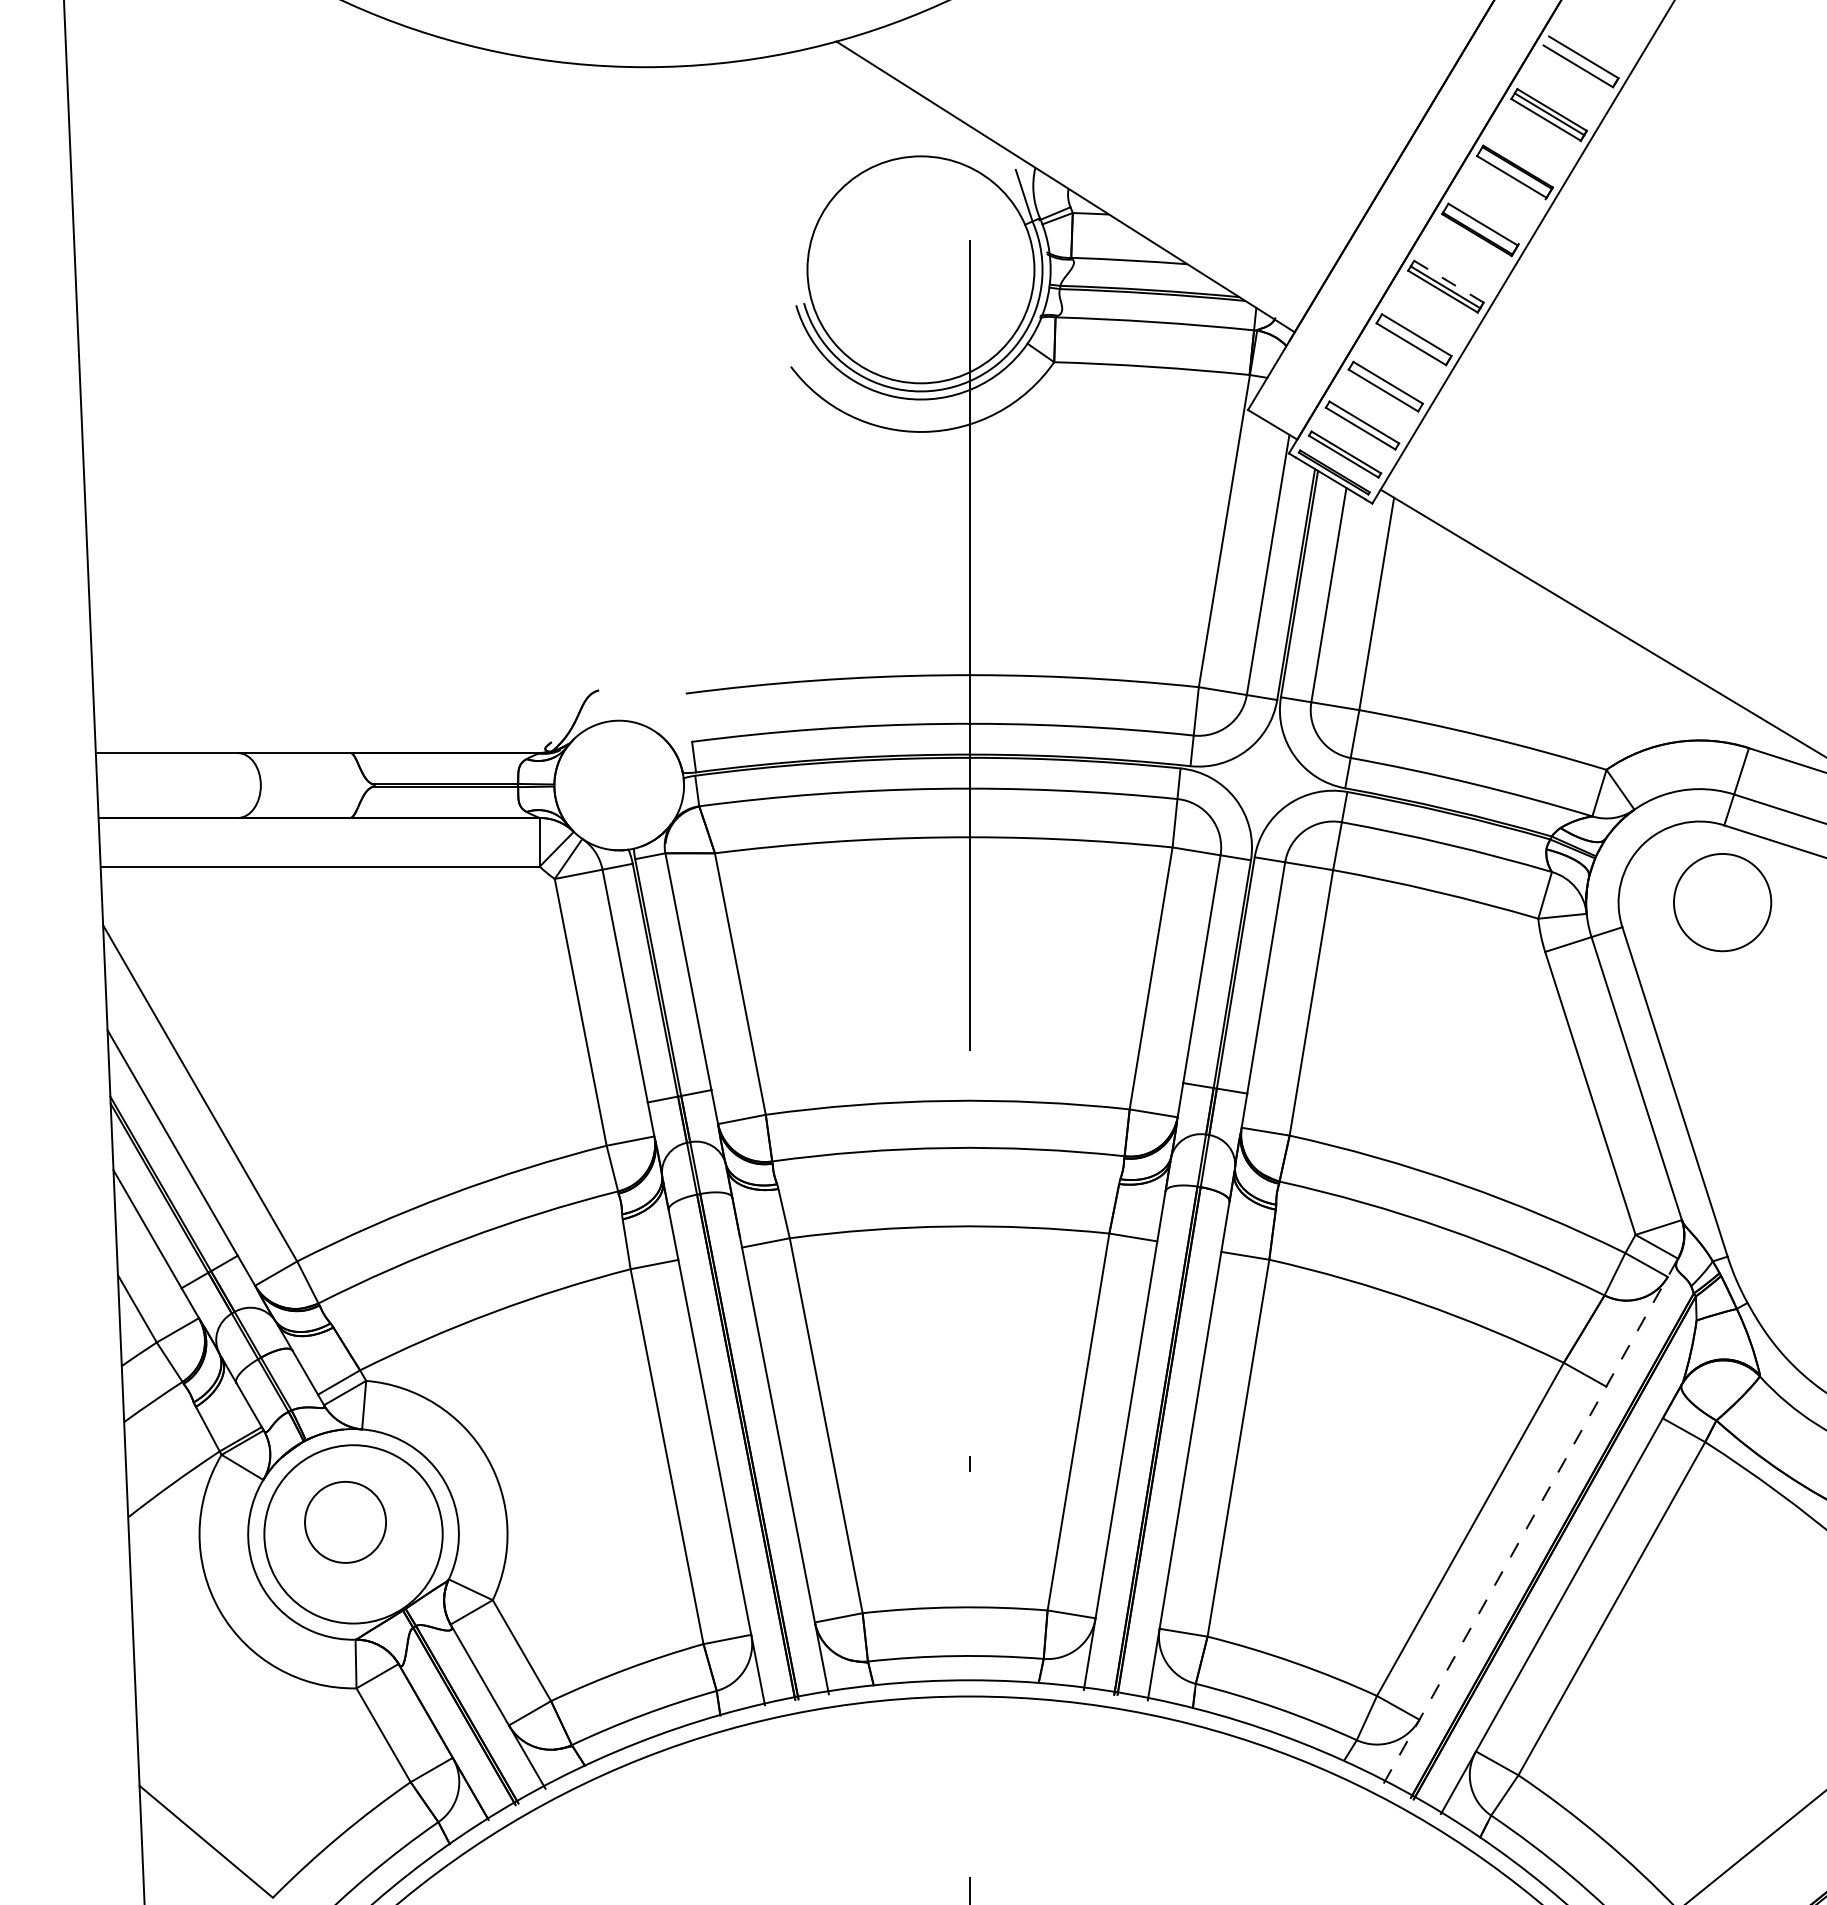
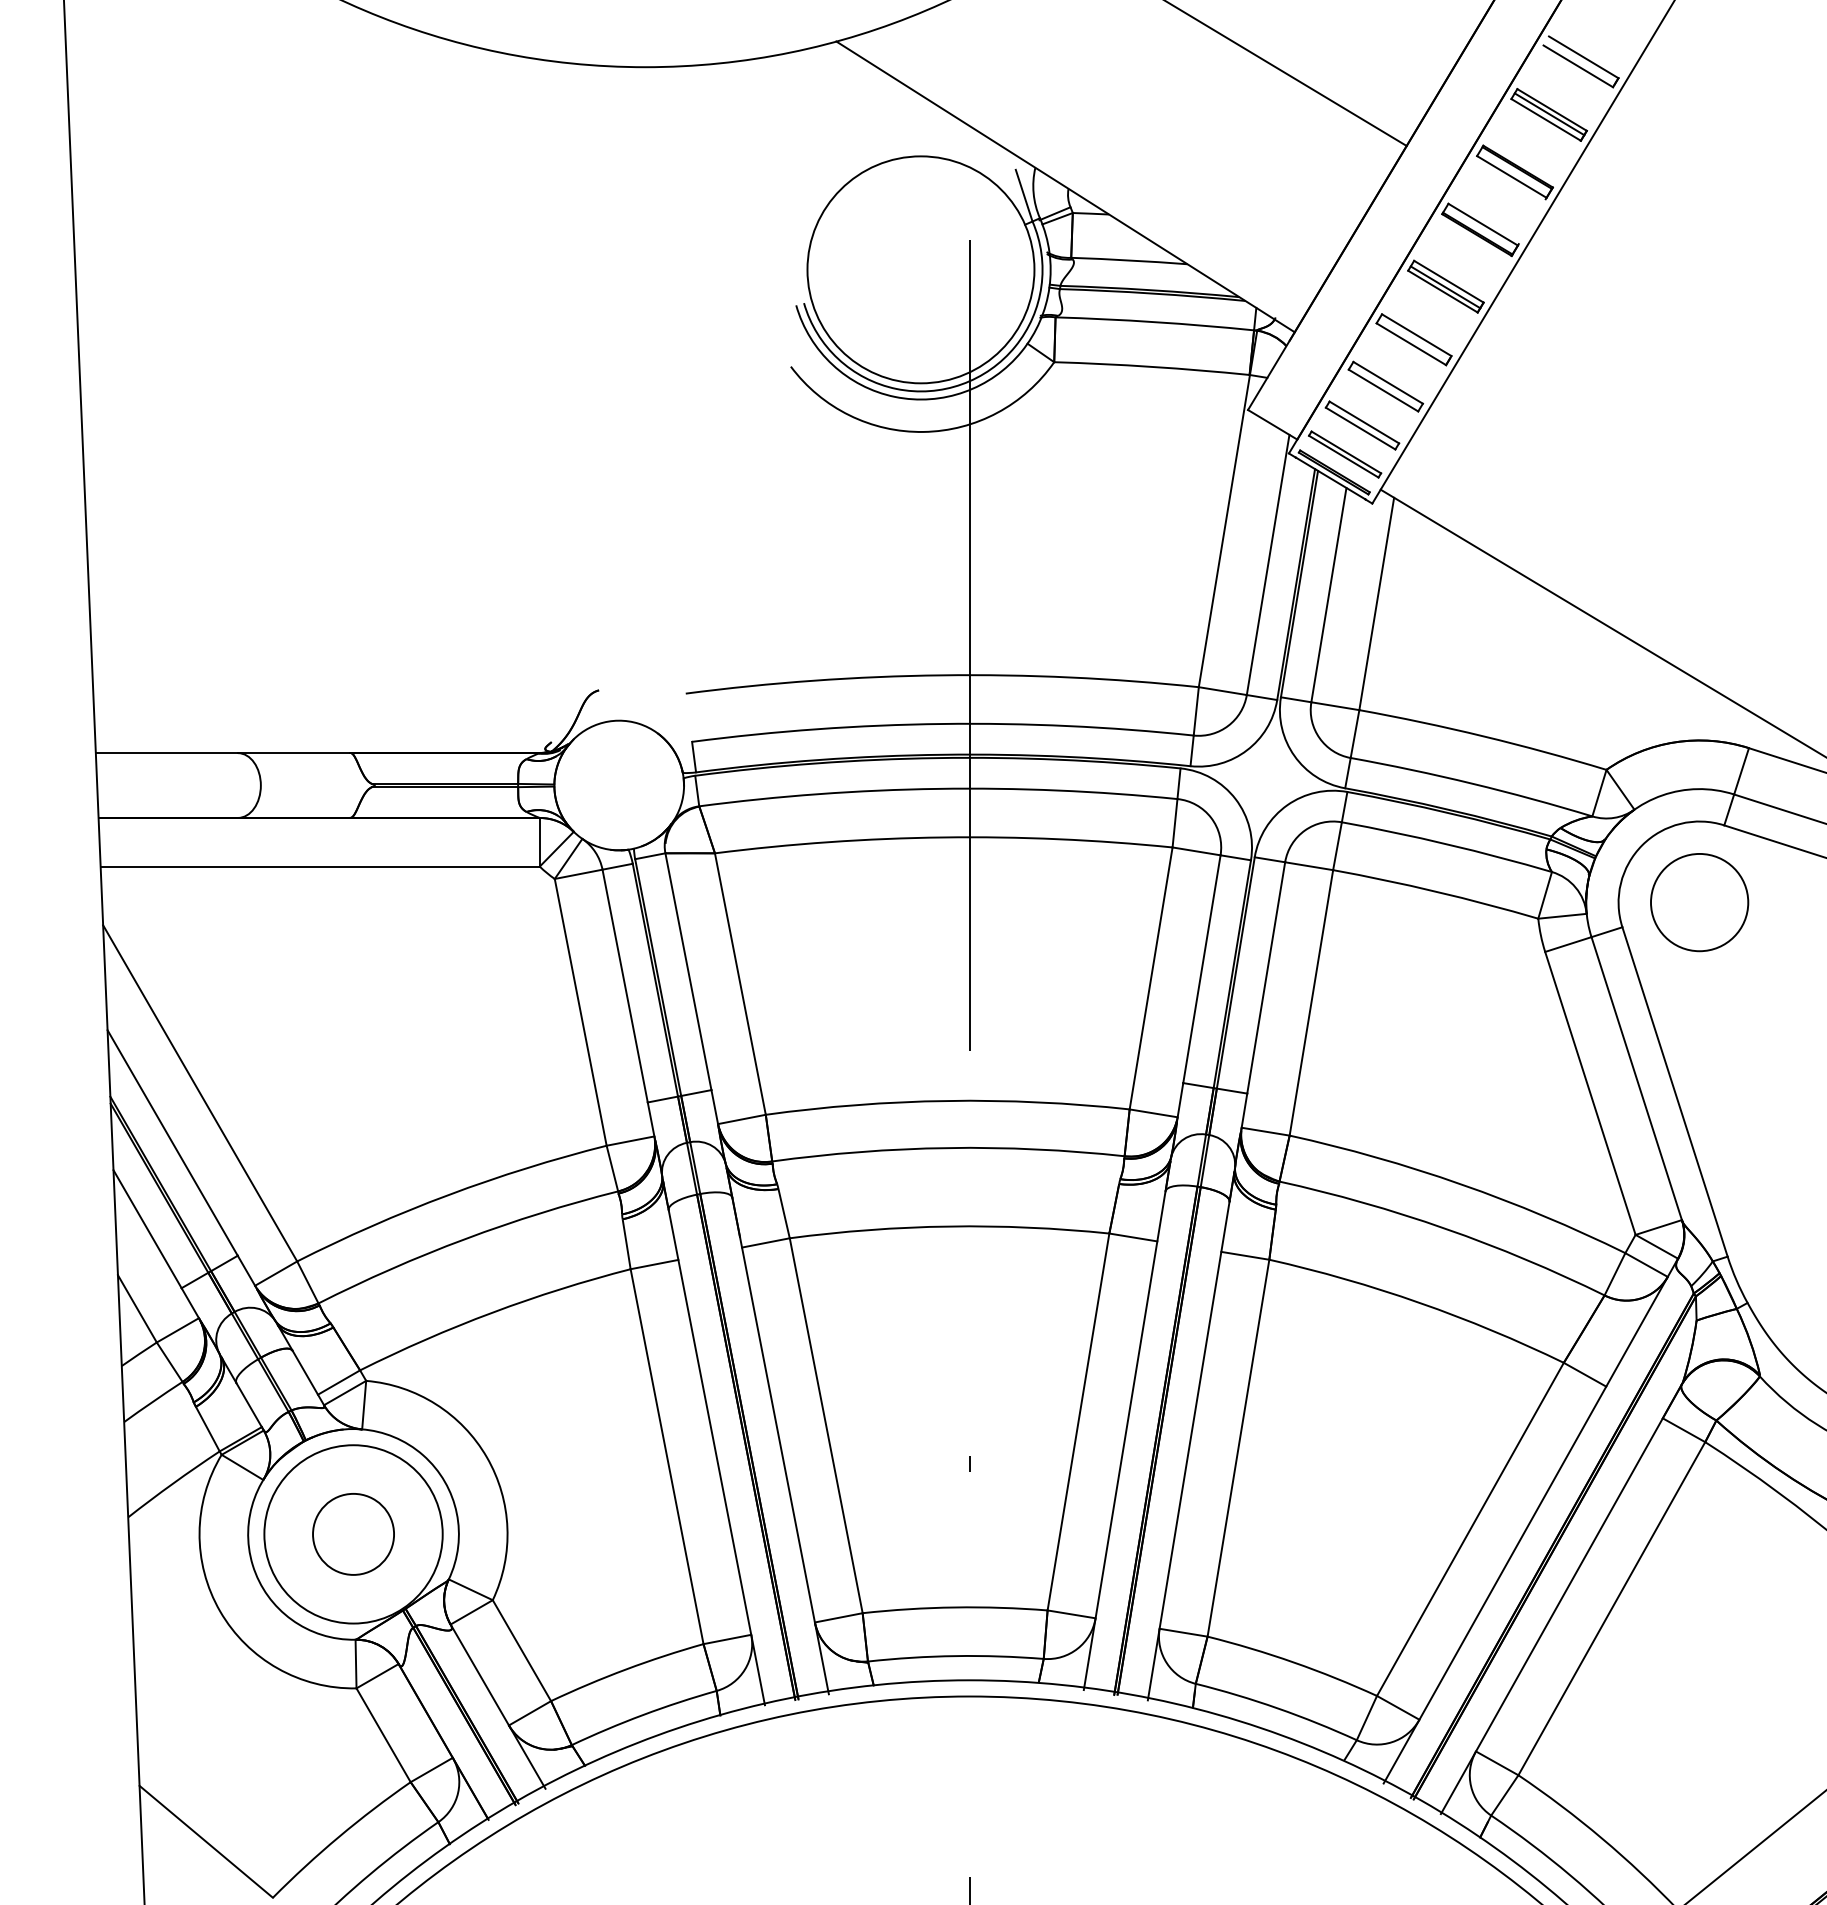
line: none -> present (1286, 73)
line: dashed -> solid (1448, 281)
circle position: (1722, 902) -> (1699, 902) (1699, 902)
line: dashed -> solid (1530, 1521)
circle position: (345, 1522) -> (353, 1534) (353, 1534)
